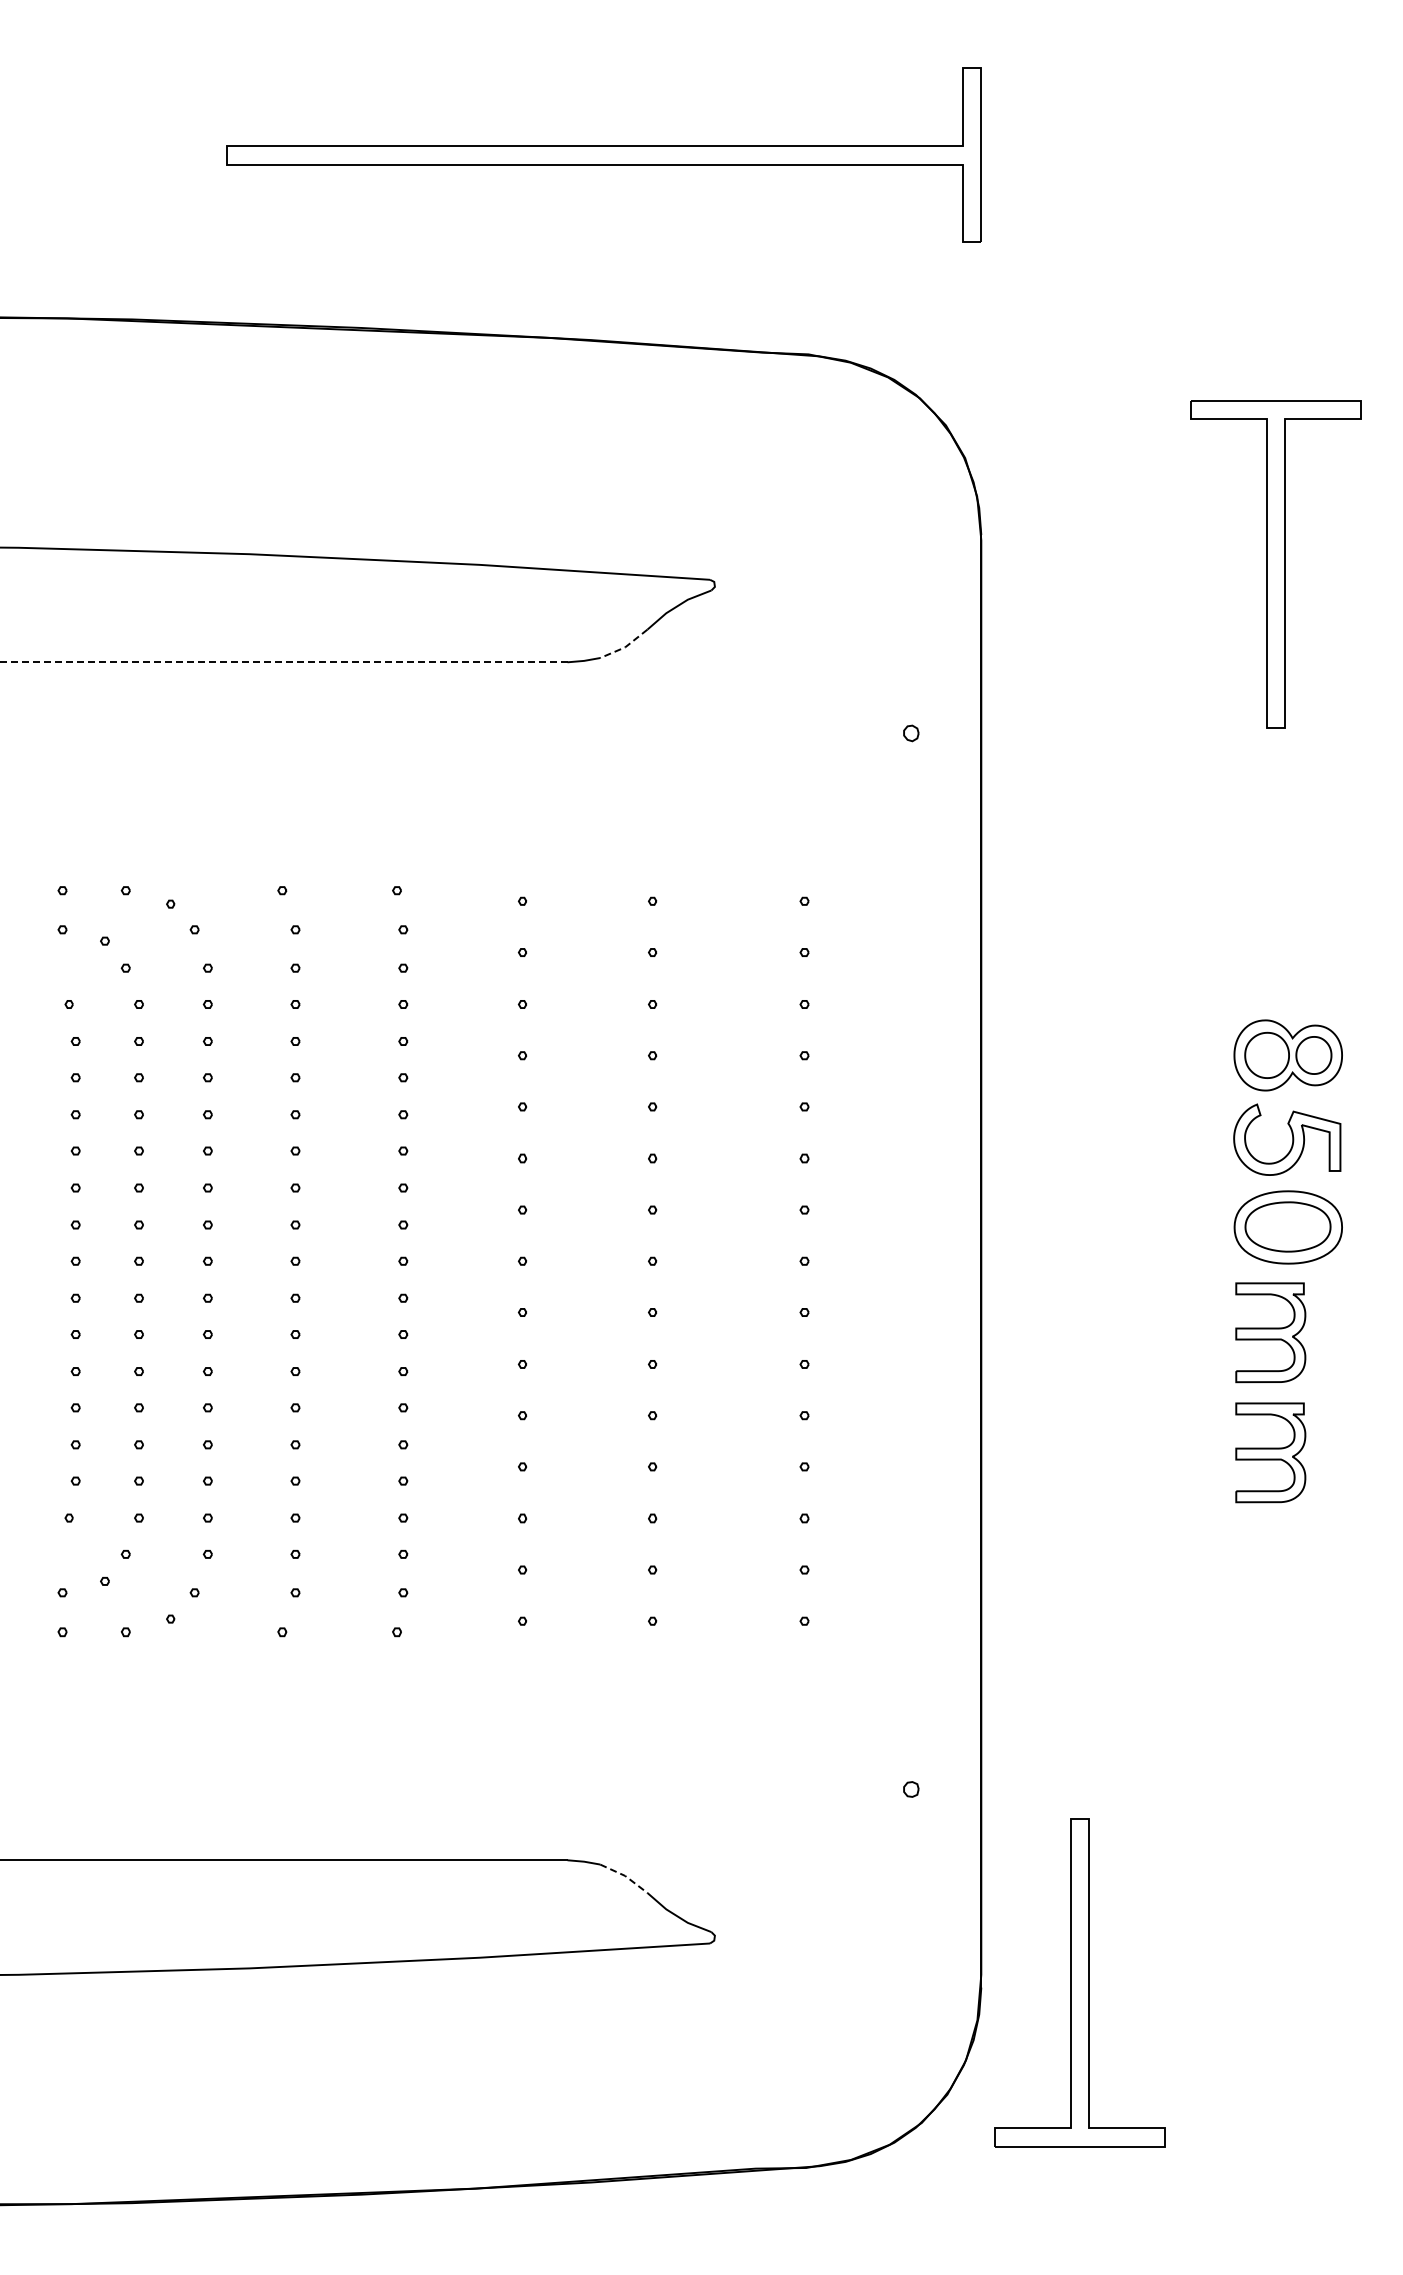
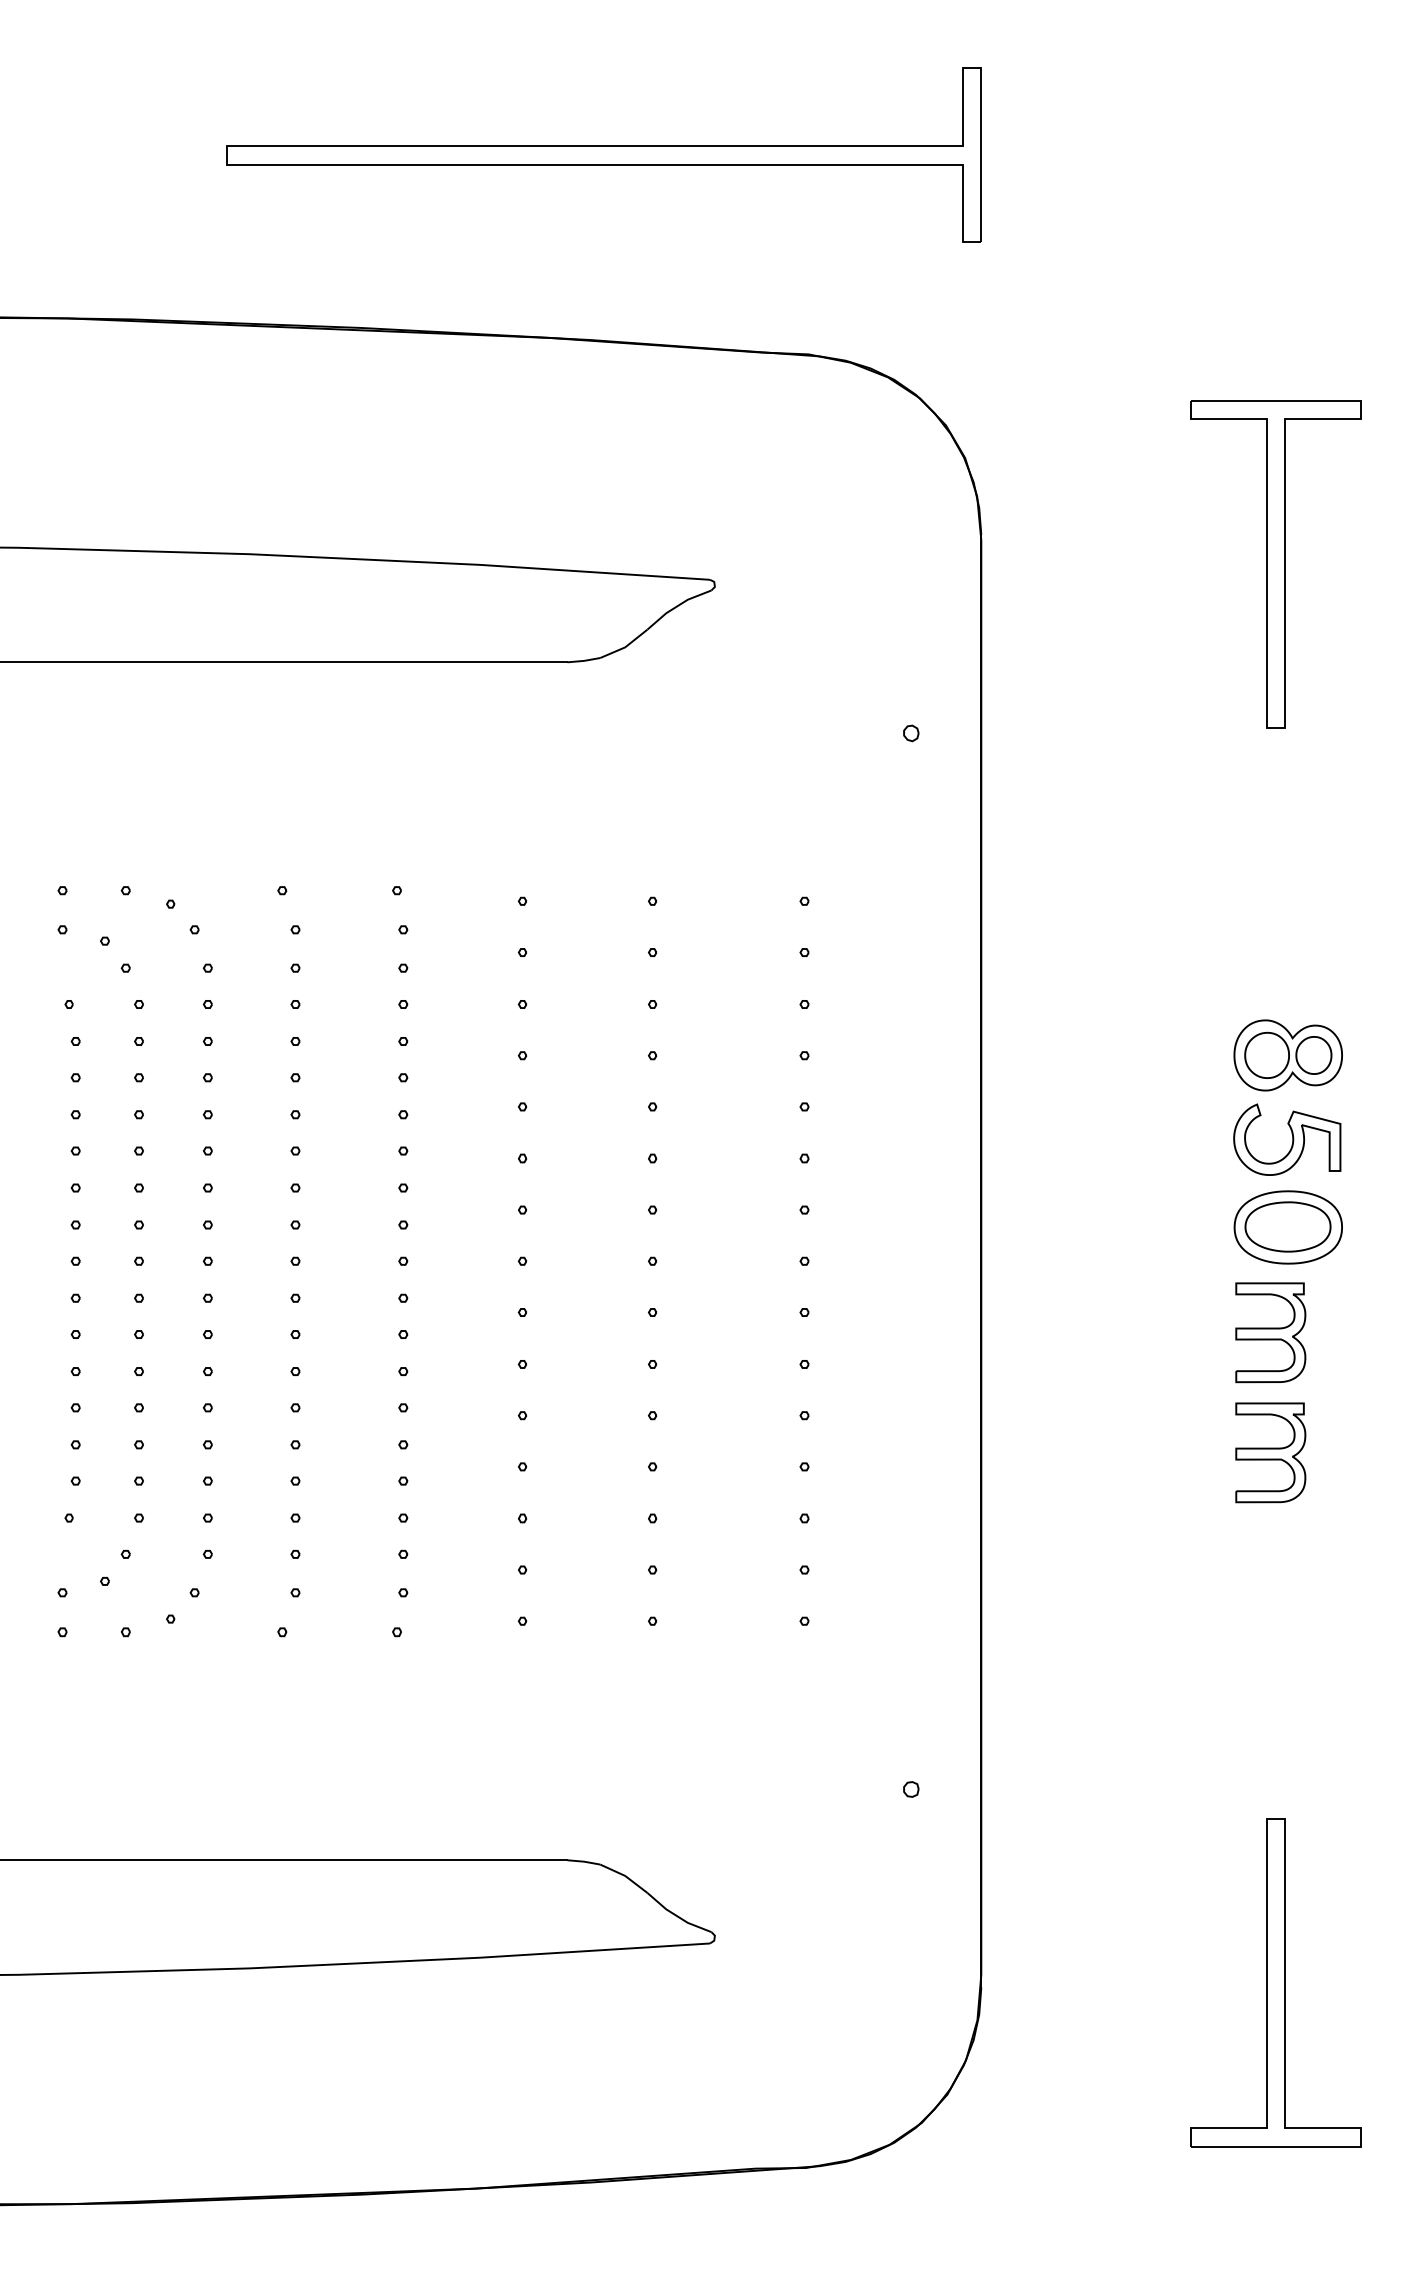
line: dashed -> solid (625, 647)
line: dashed -> solid (283, 662)
line: dashed -> solid (625, 1875)
part position: (1079, 1982) -> (1275, 1982) (1275, 1982)
